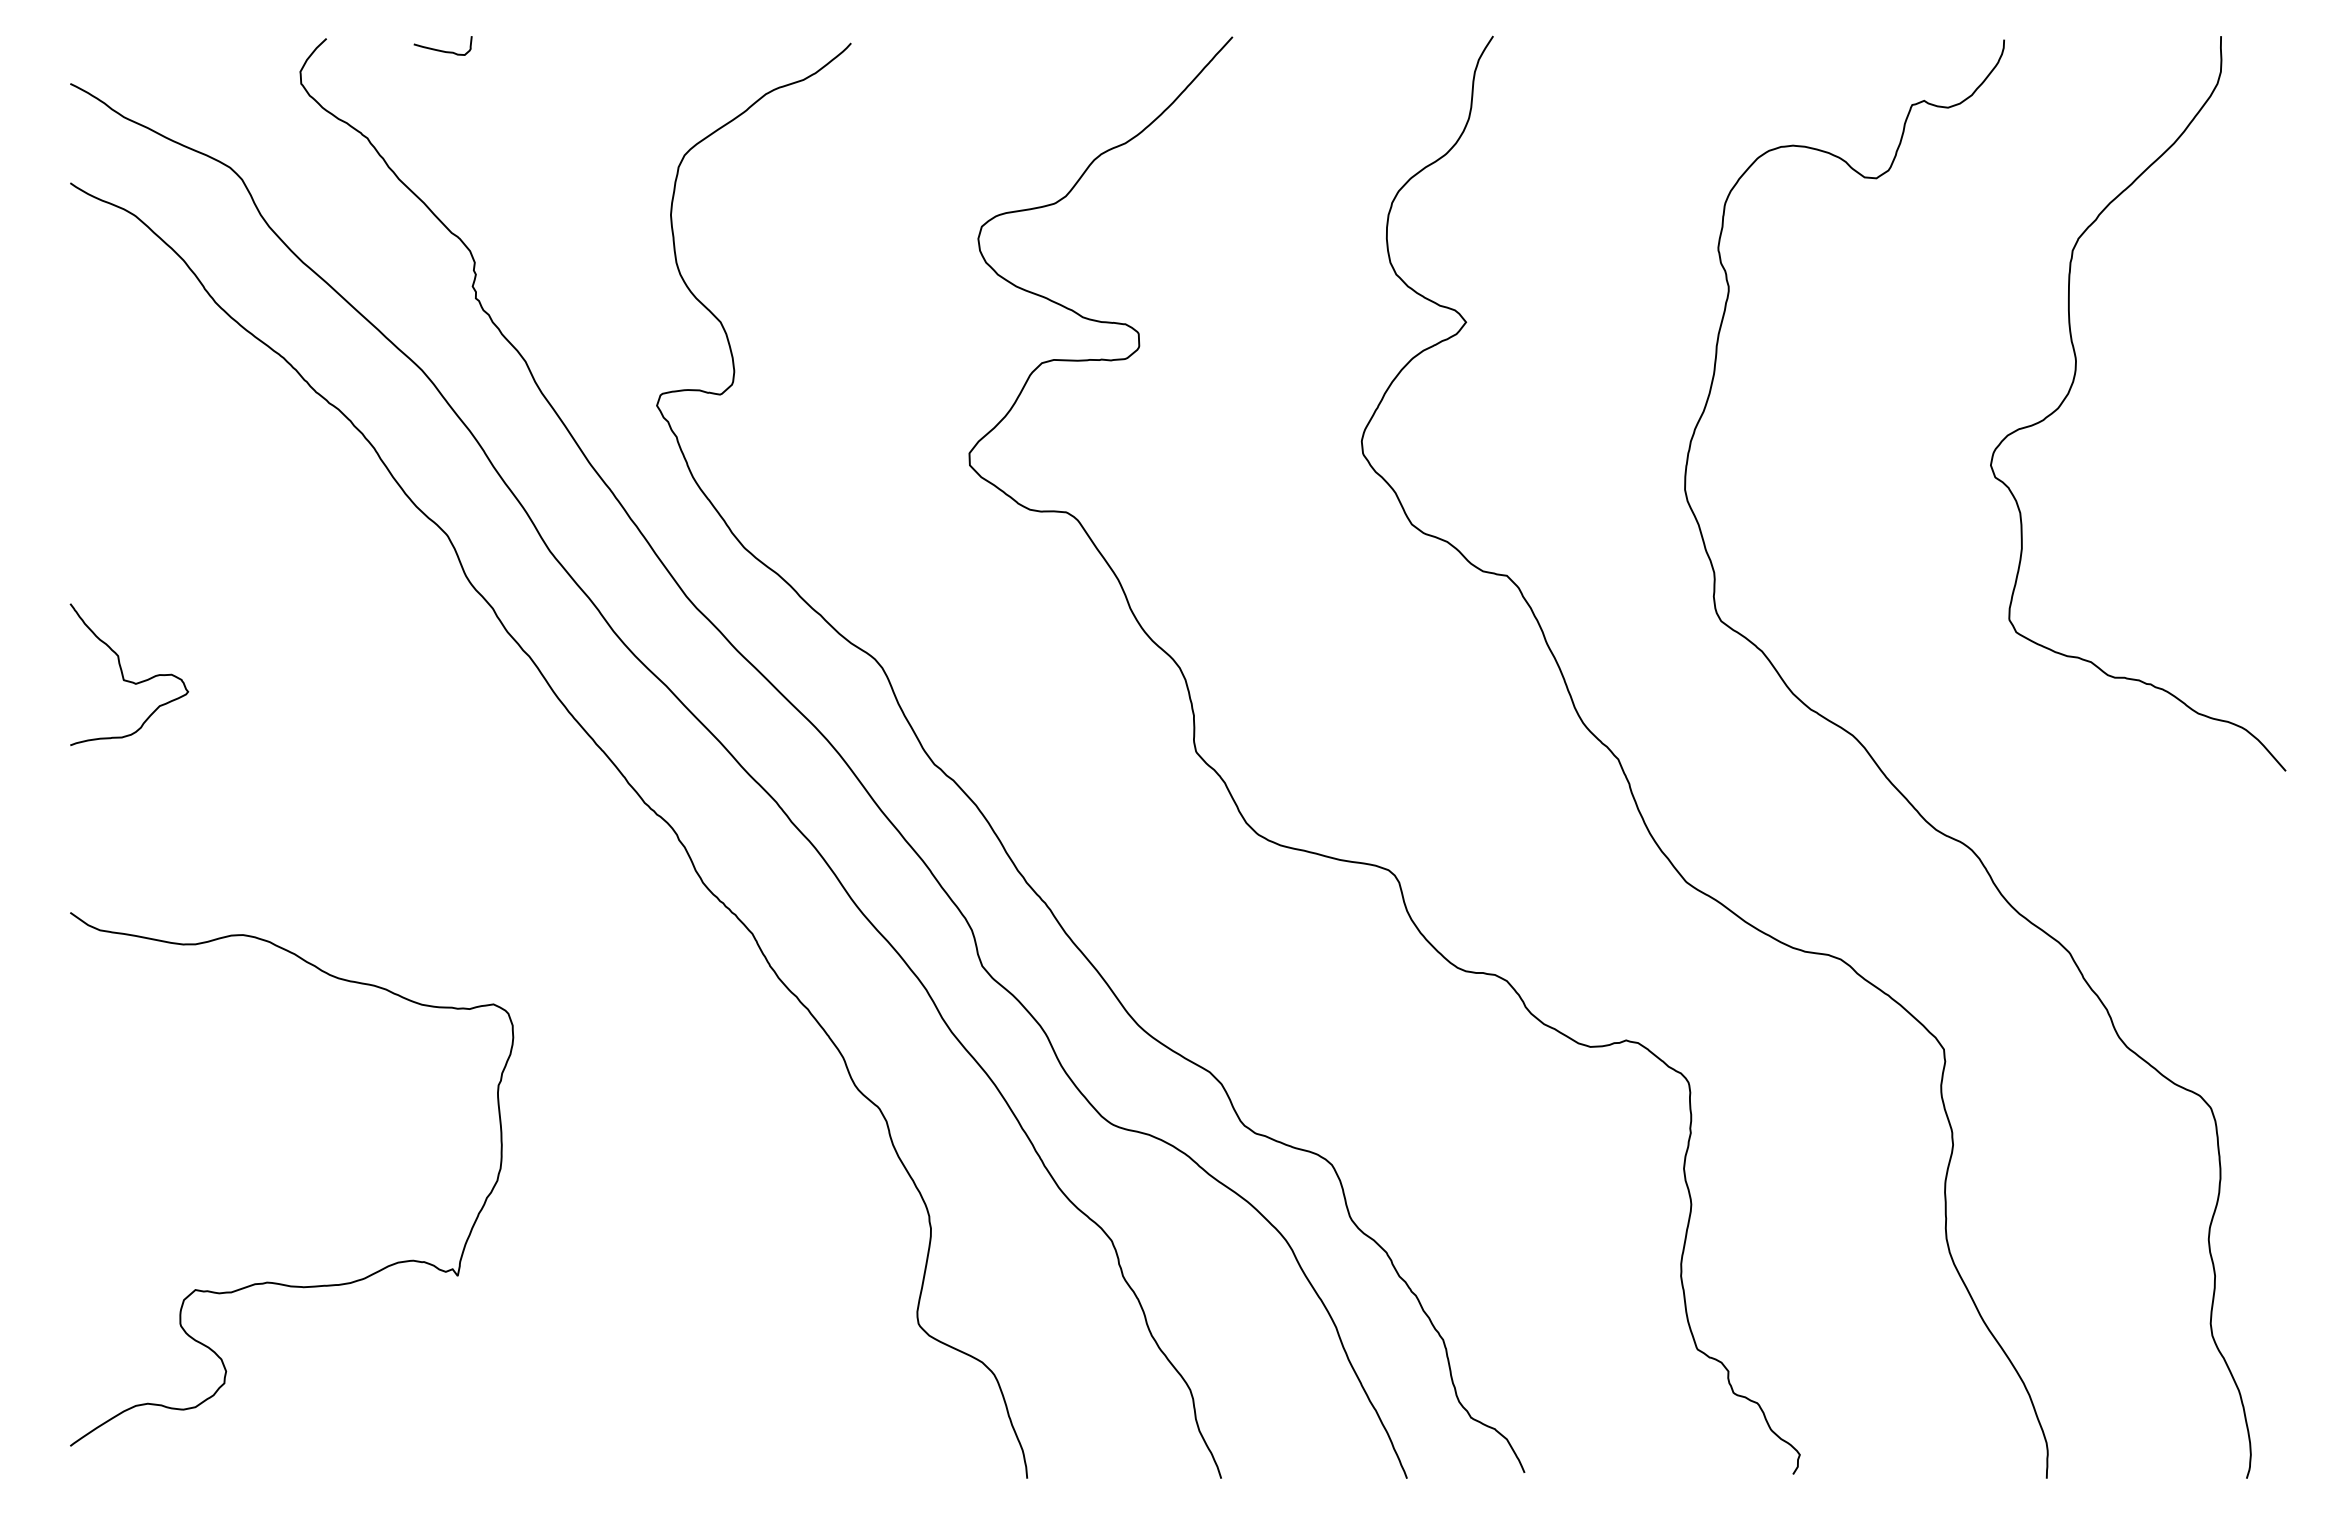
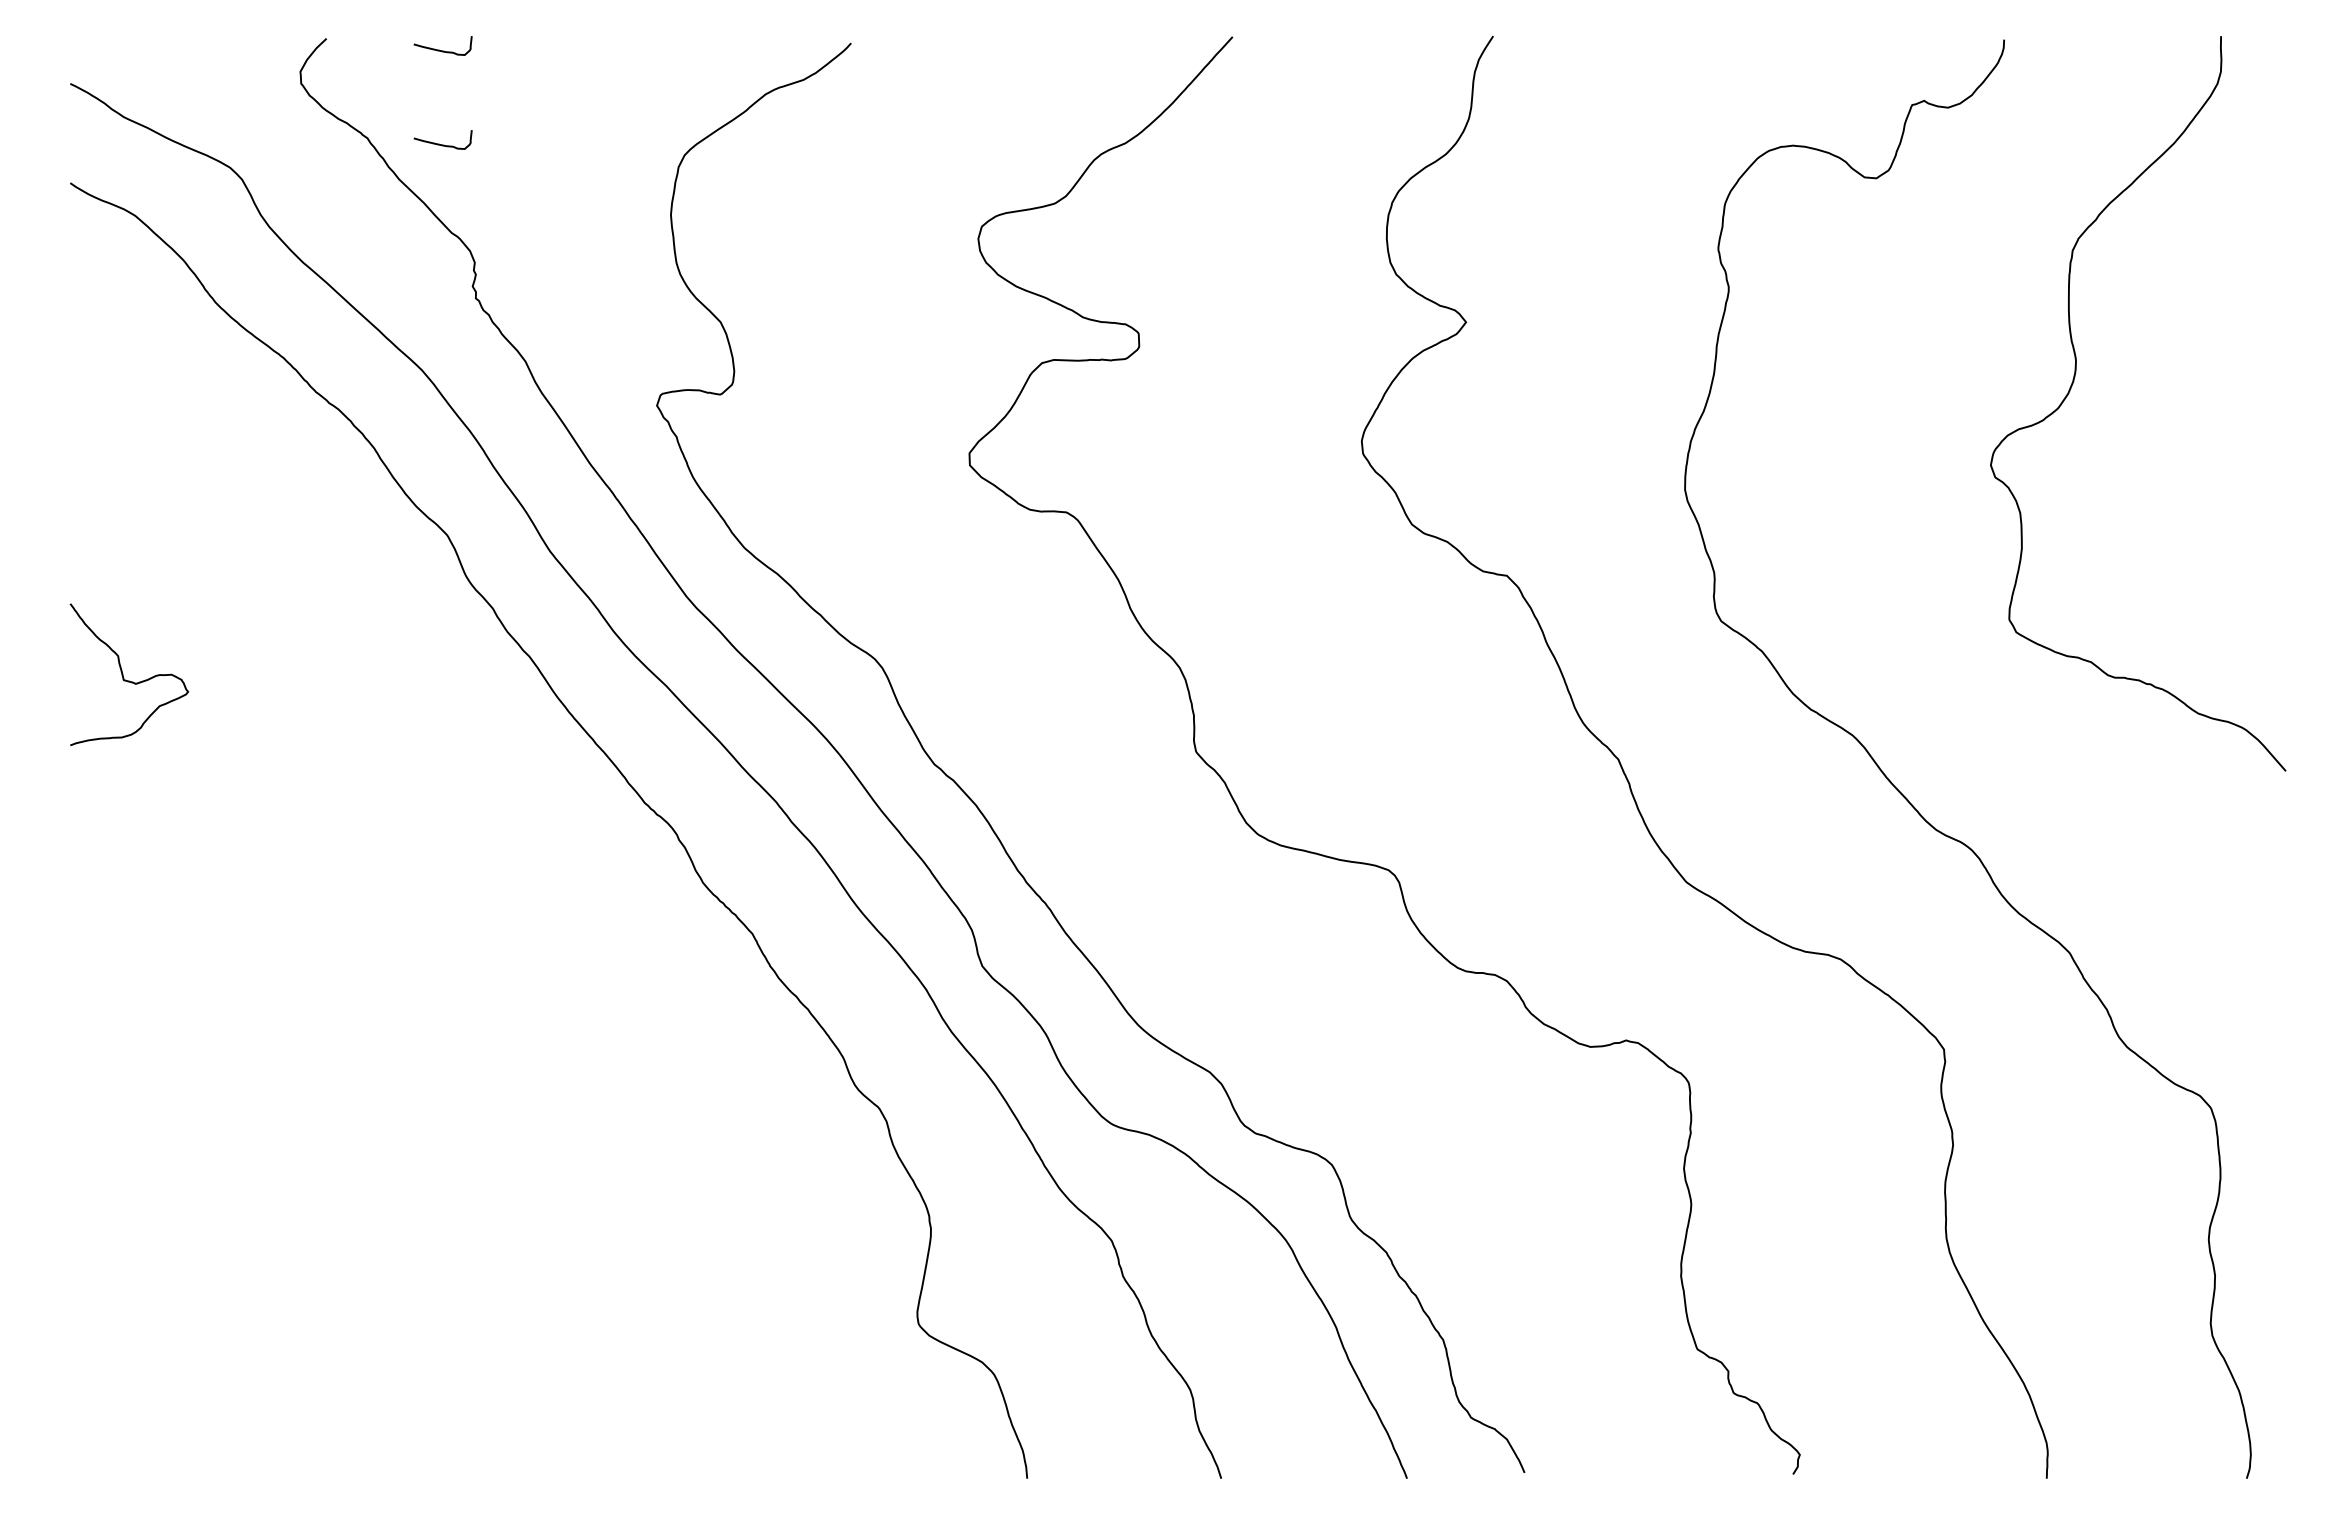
curve: none -> present (439, 143)
curve: present -> none (277, 1282)
